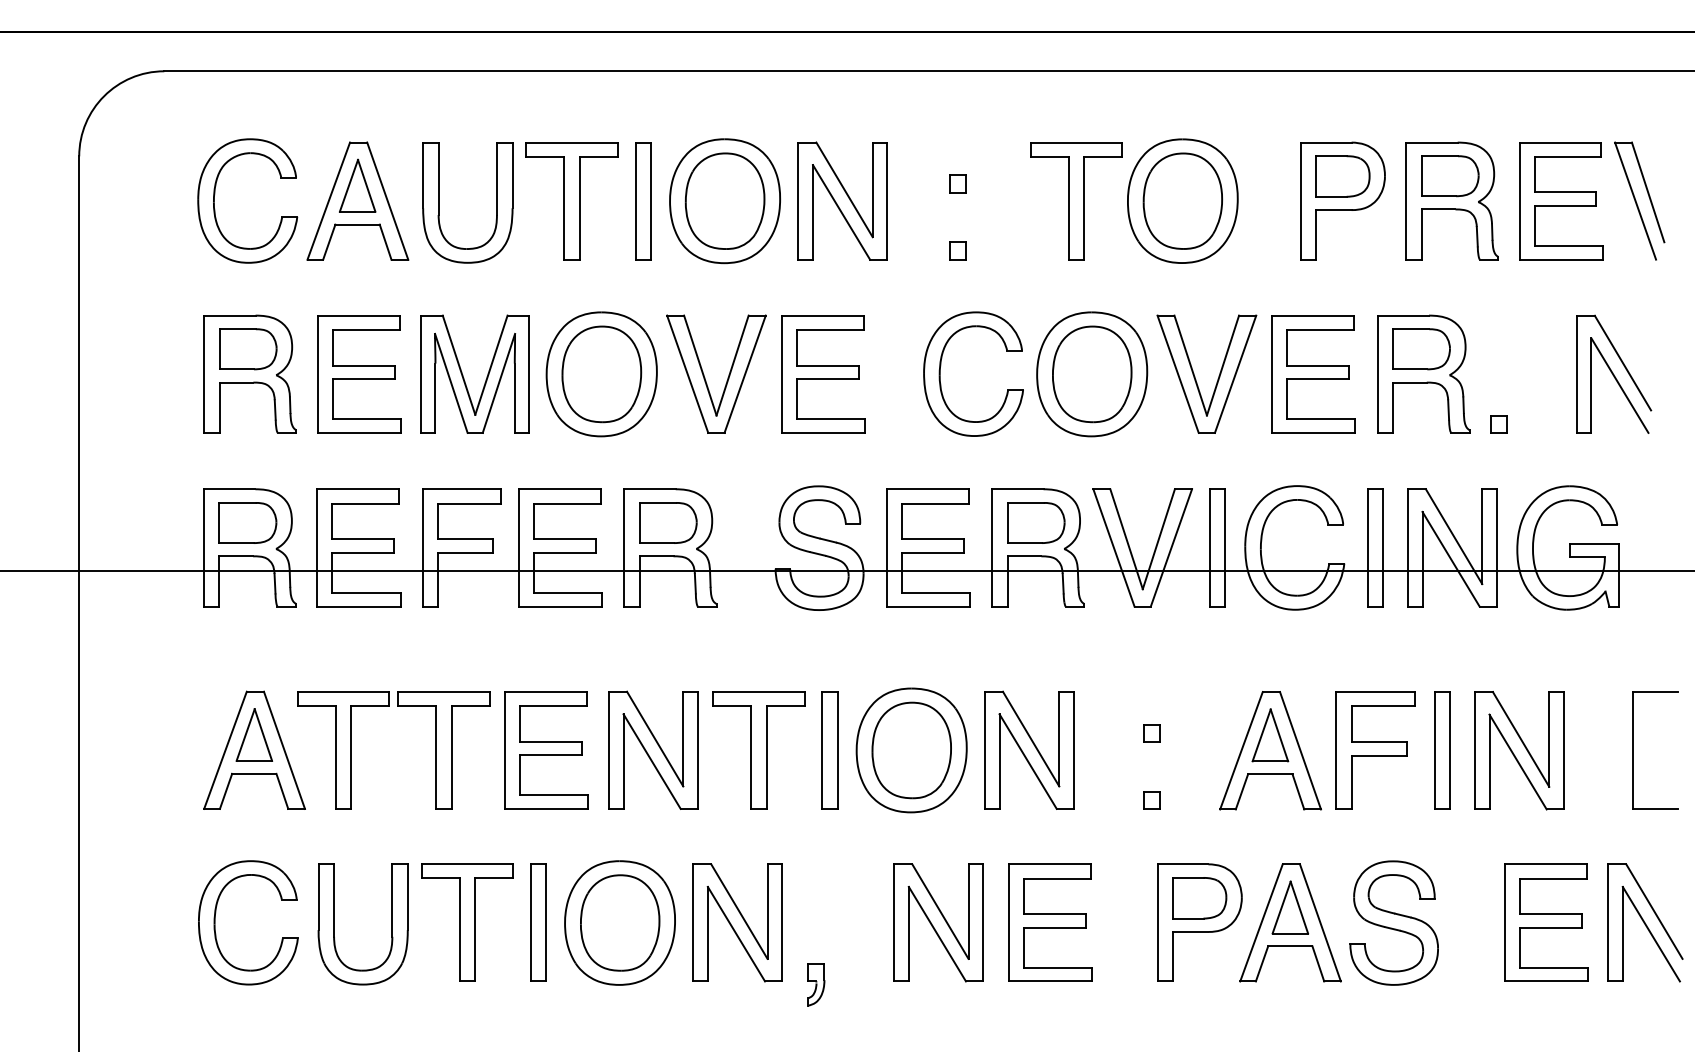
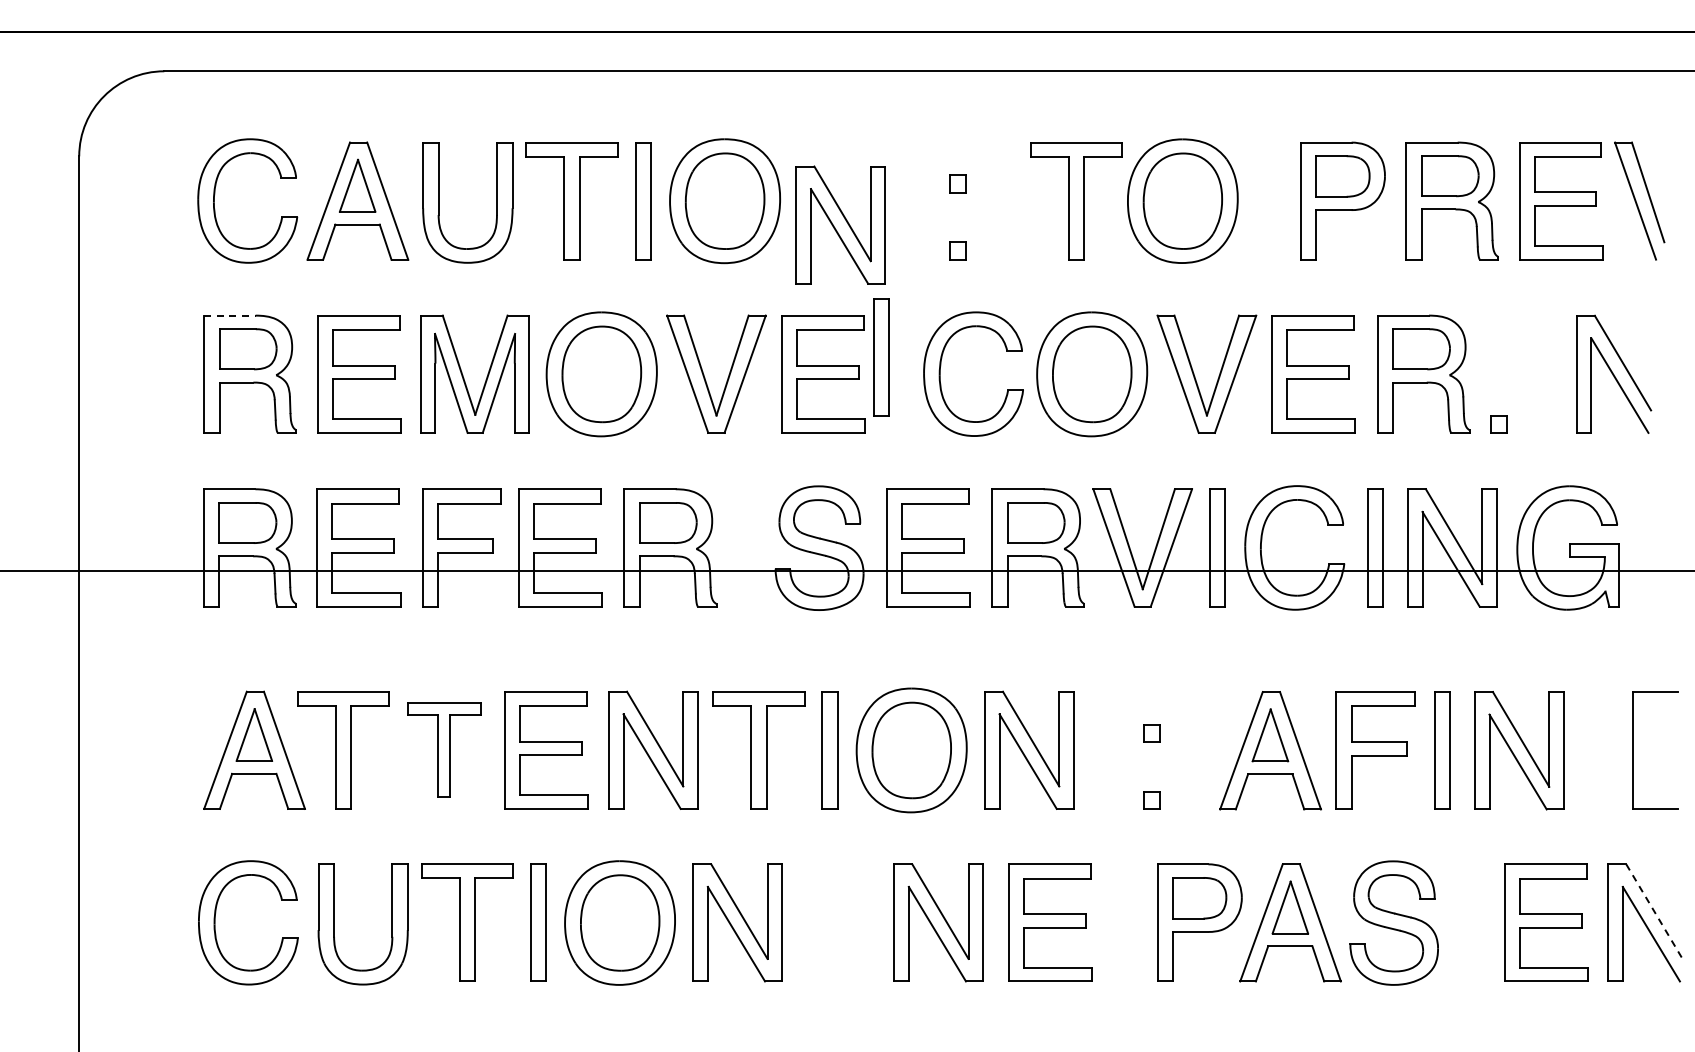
part position: (842, 200) -> (840, 224) (840, 224)
line: solid -> dashed (229, 315)
part: none -> present (881, 357)
part size: 94x119 px -> 75x96 px (444, 749)
line: solid -> dashed (1654, 912)
part: present -> none (816, 984)
